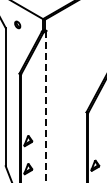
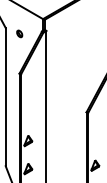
part position: (17, 24) -> (19, 33) (19, 33)
line: dashed -> solid (46, 106)
